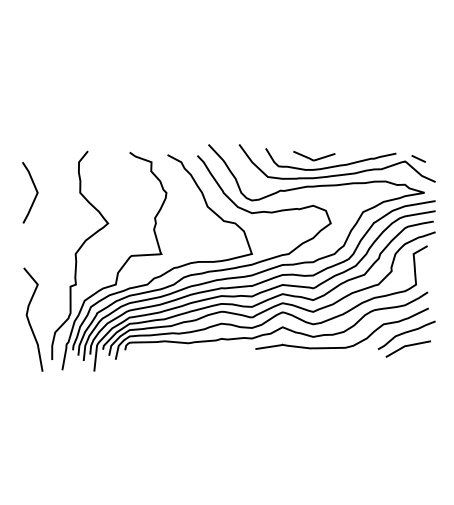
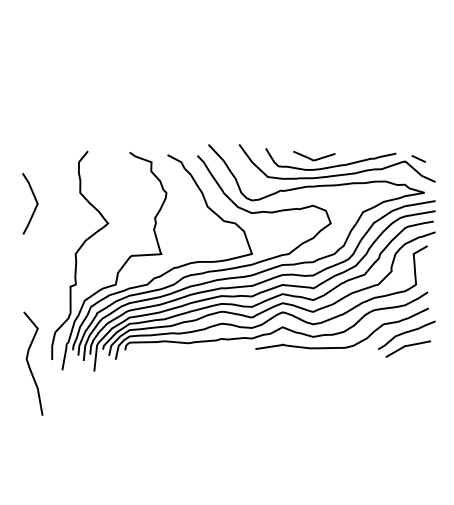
curve position: (35, 190) -> (35, 201) (35, 201)
curve position: (29, 319) -> (29, 363) (29, 363)
